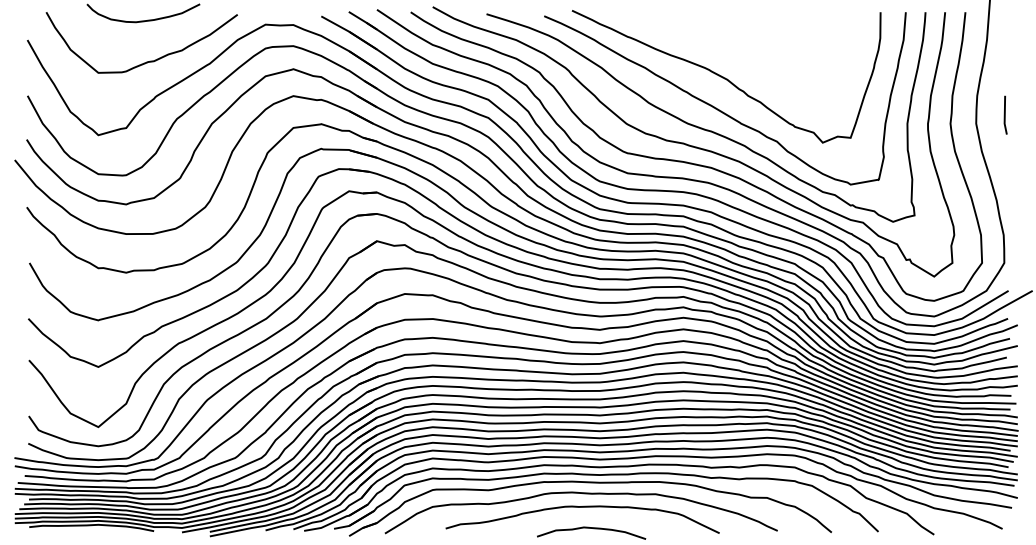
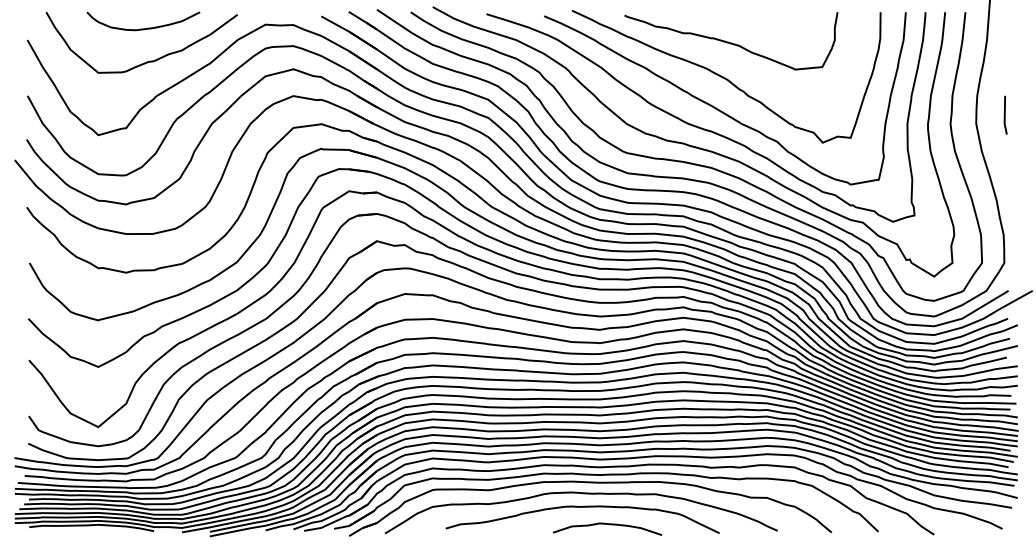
curve position: (143, 20) -> (143, 28) (143, 28)
curve: none -> present (731, 42)
curve position: (593, 529) -> (609, 525) (609, 525)
